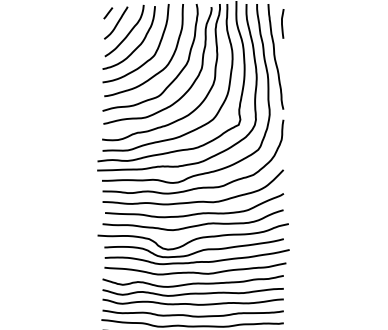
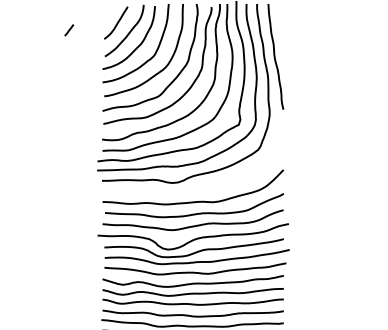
line position: (108, 13) -> (69, 30) (69, 30)
line: present -> none (282, 23)
curve: present -> none (195, 187)
